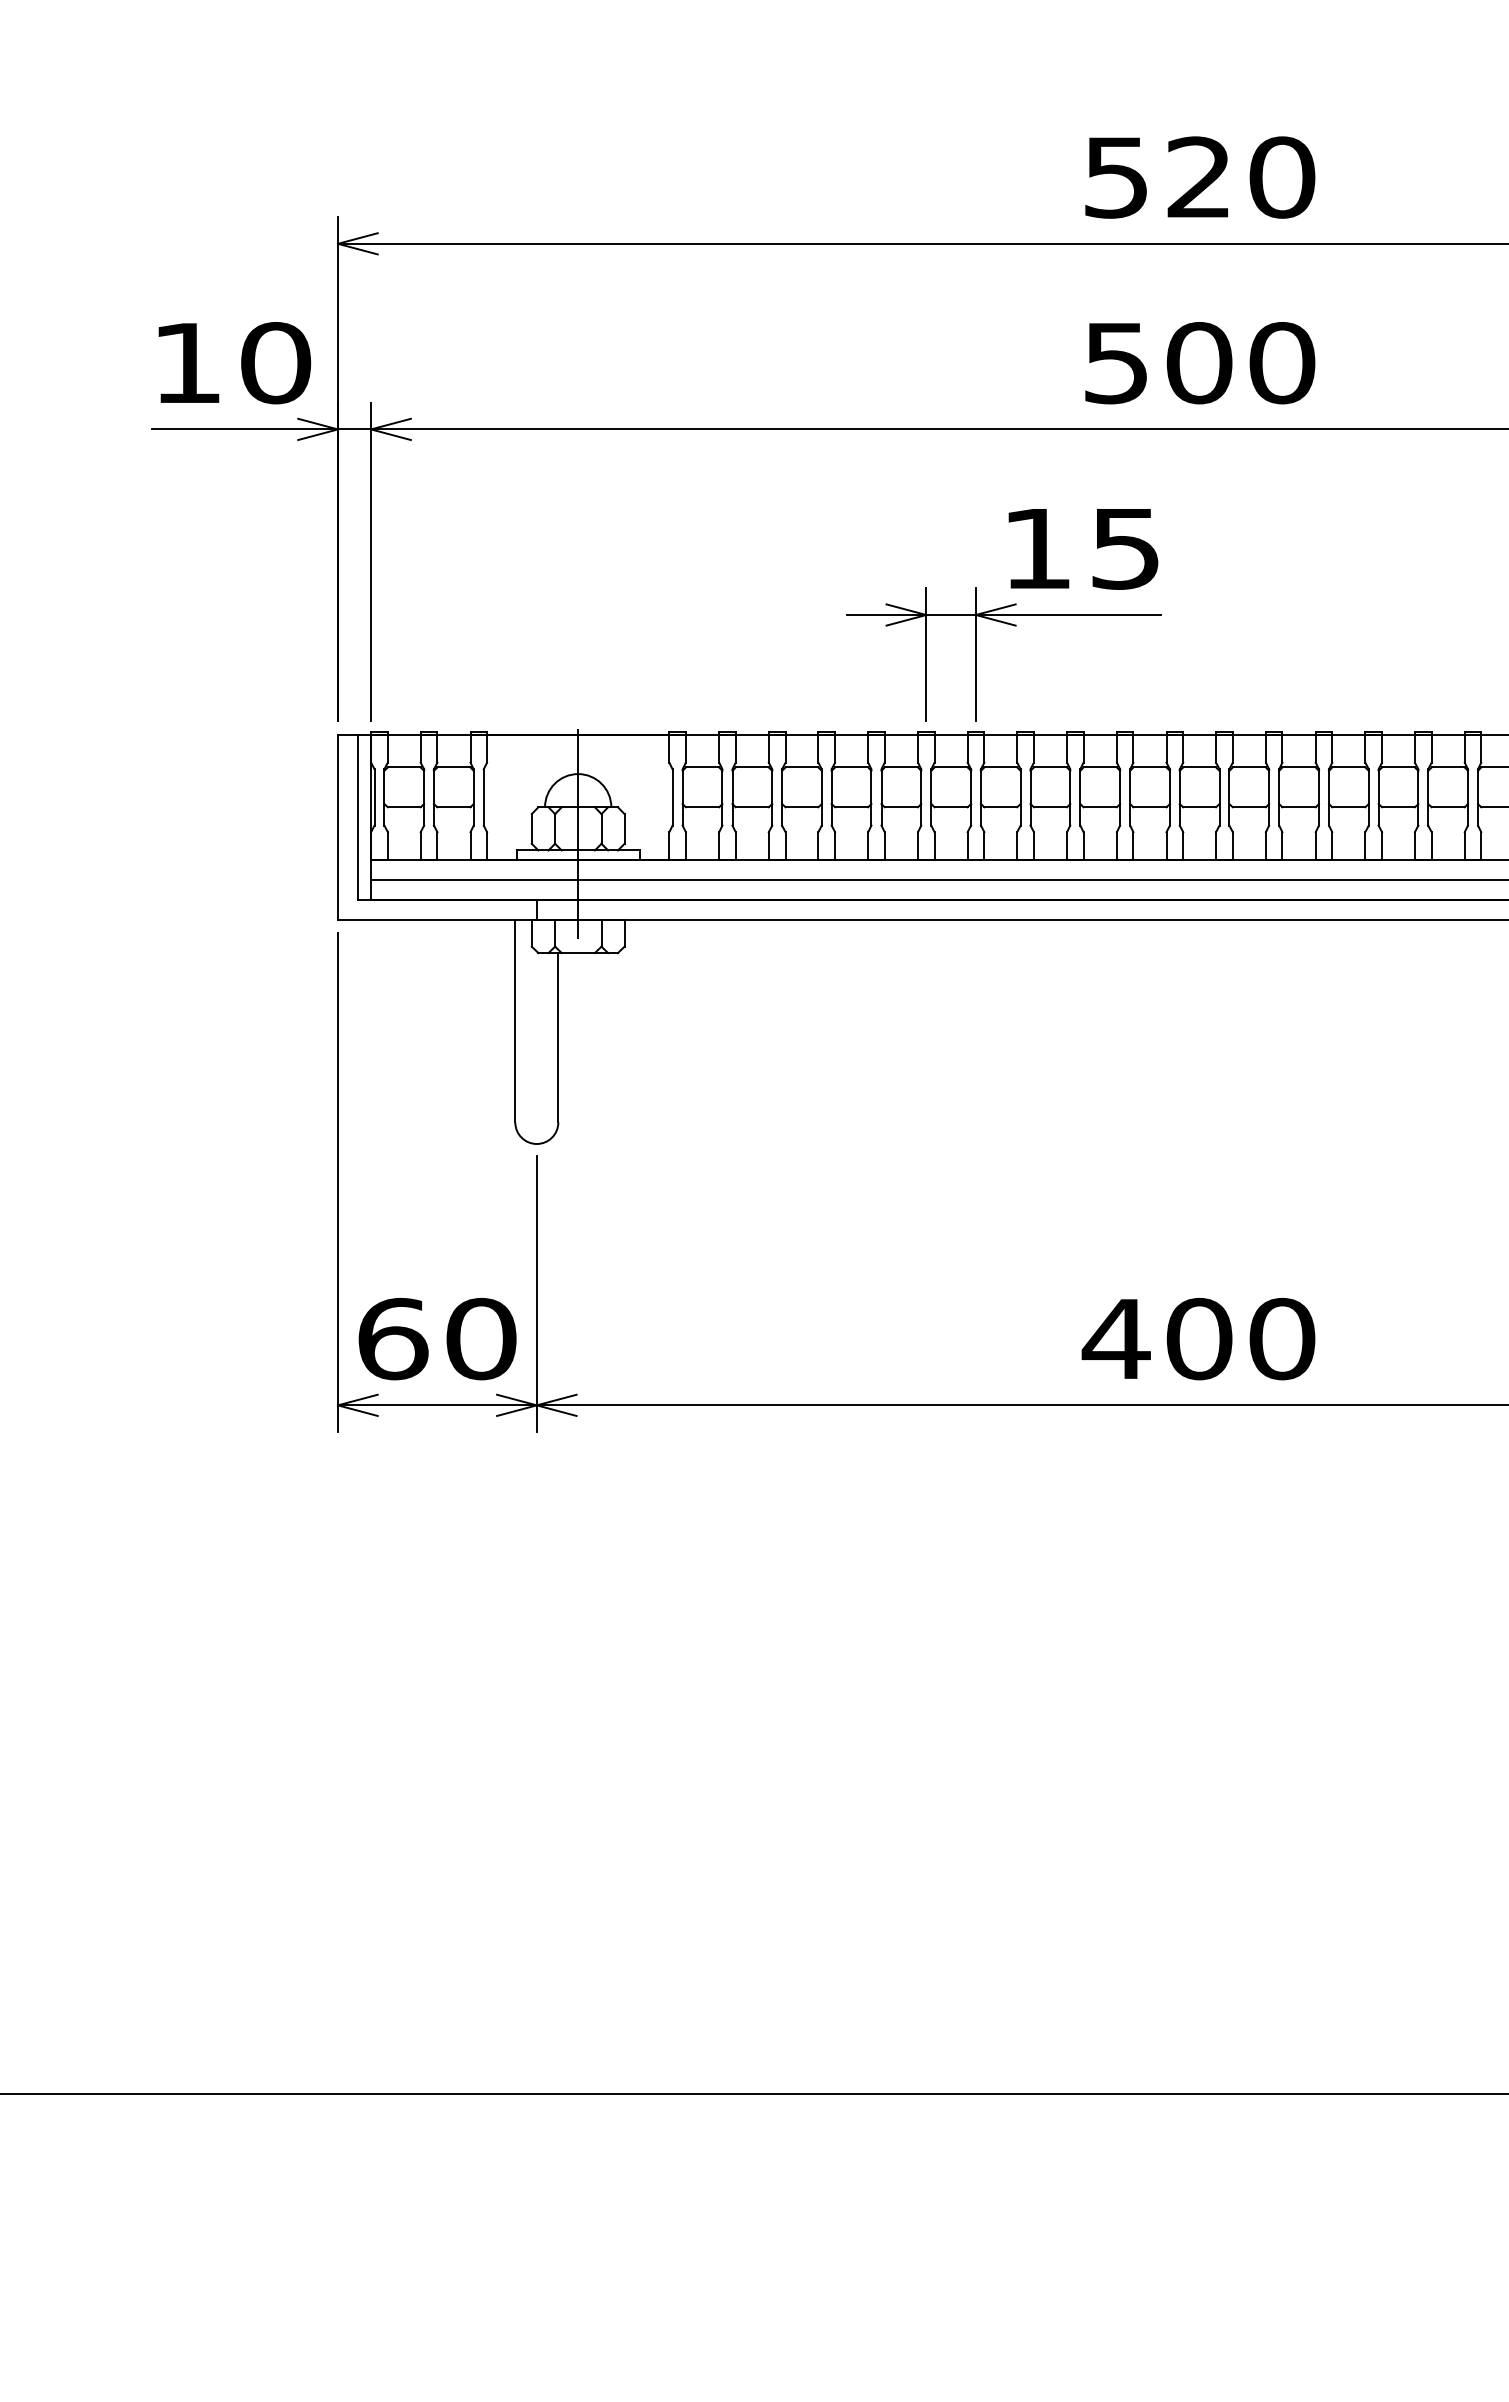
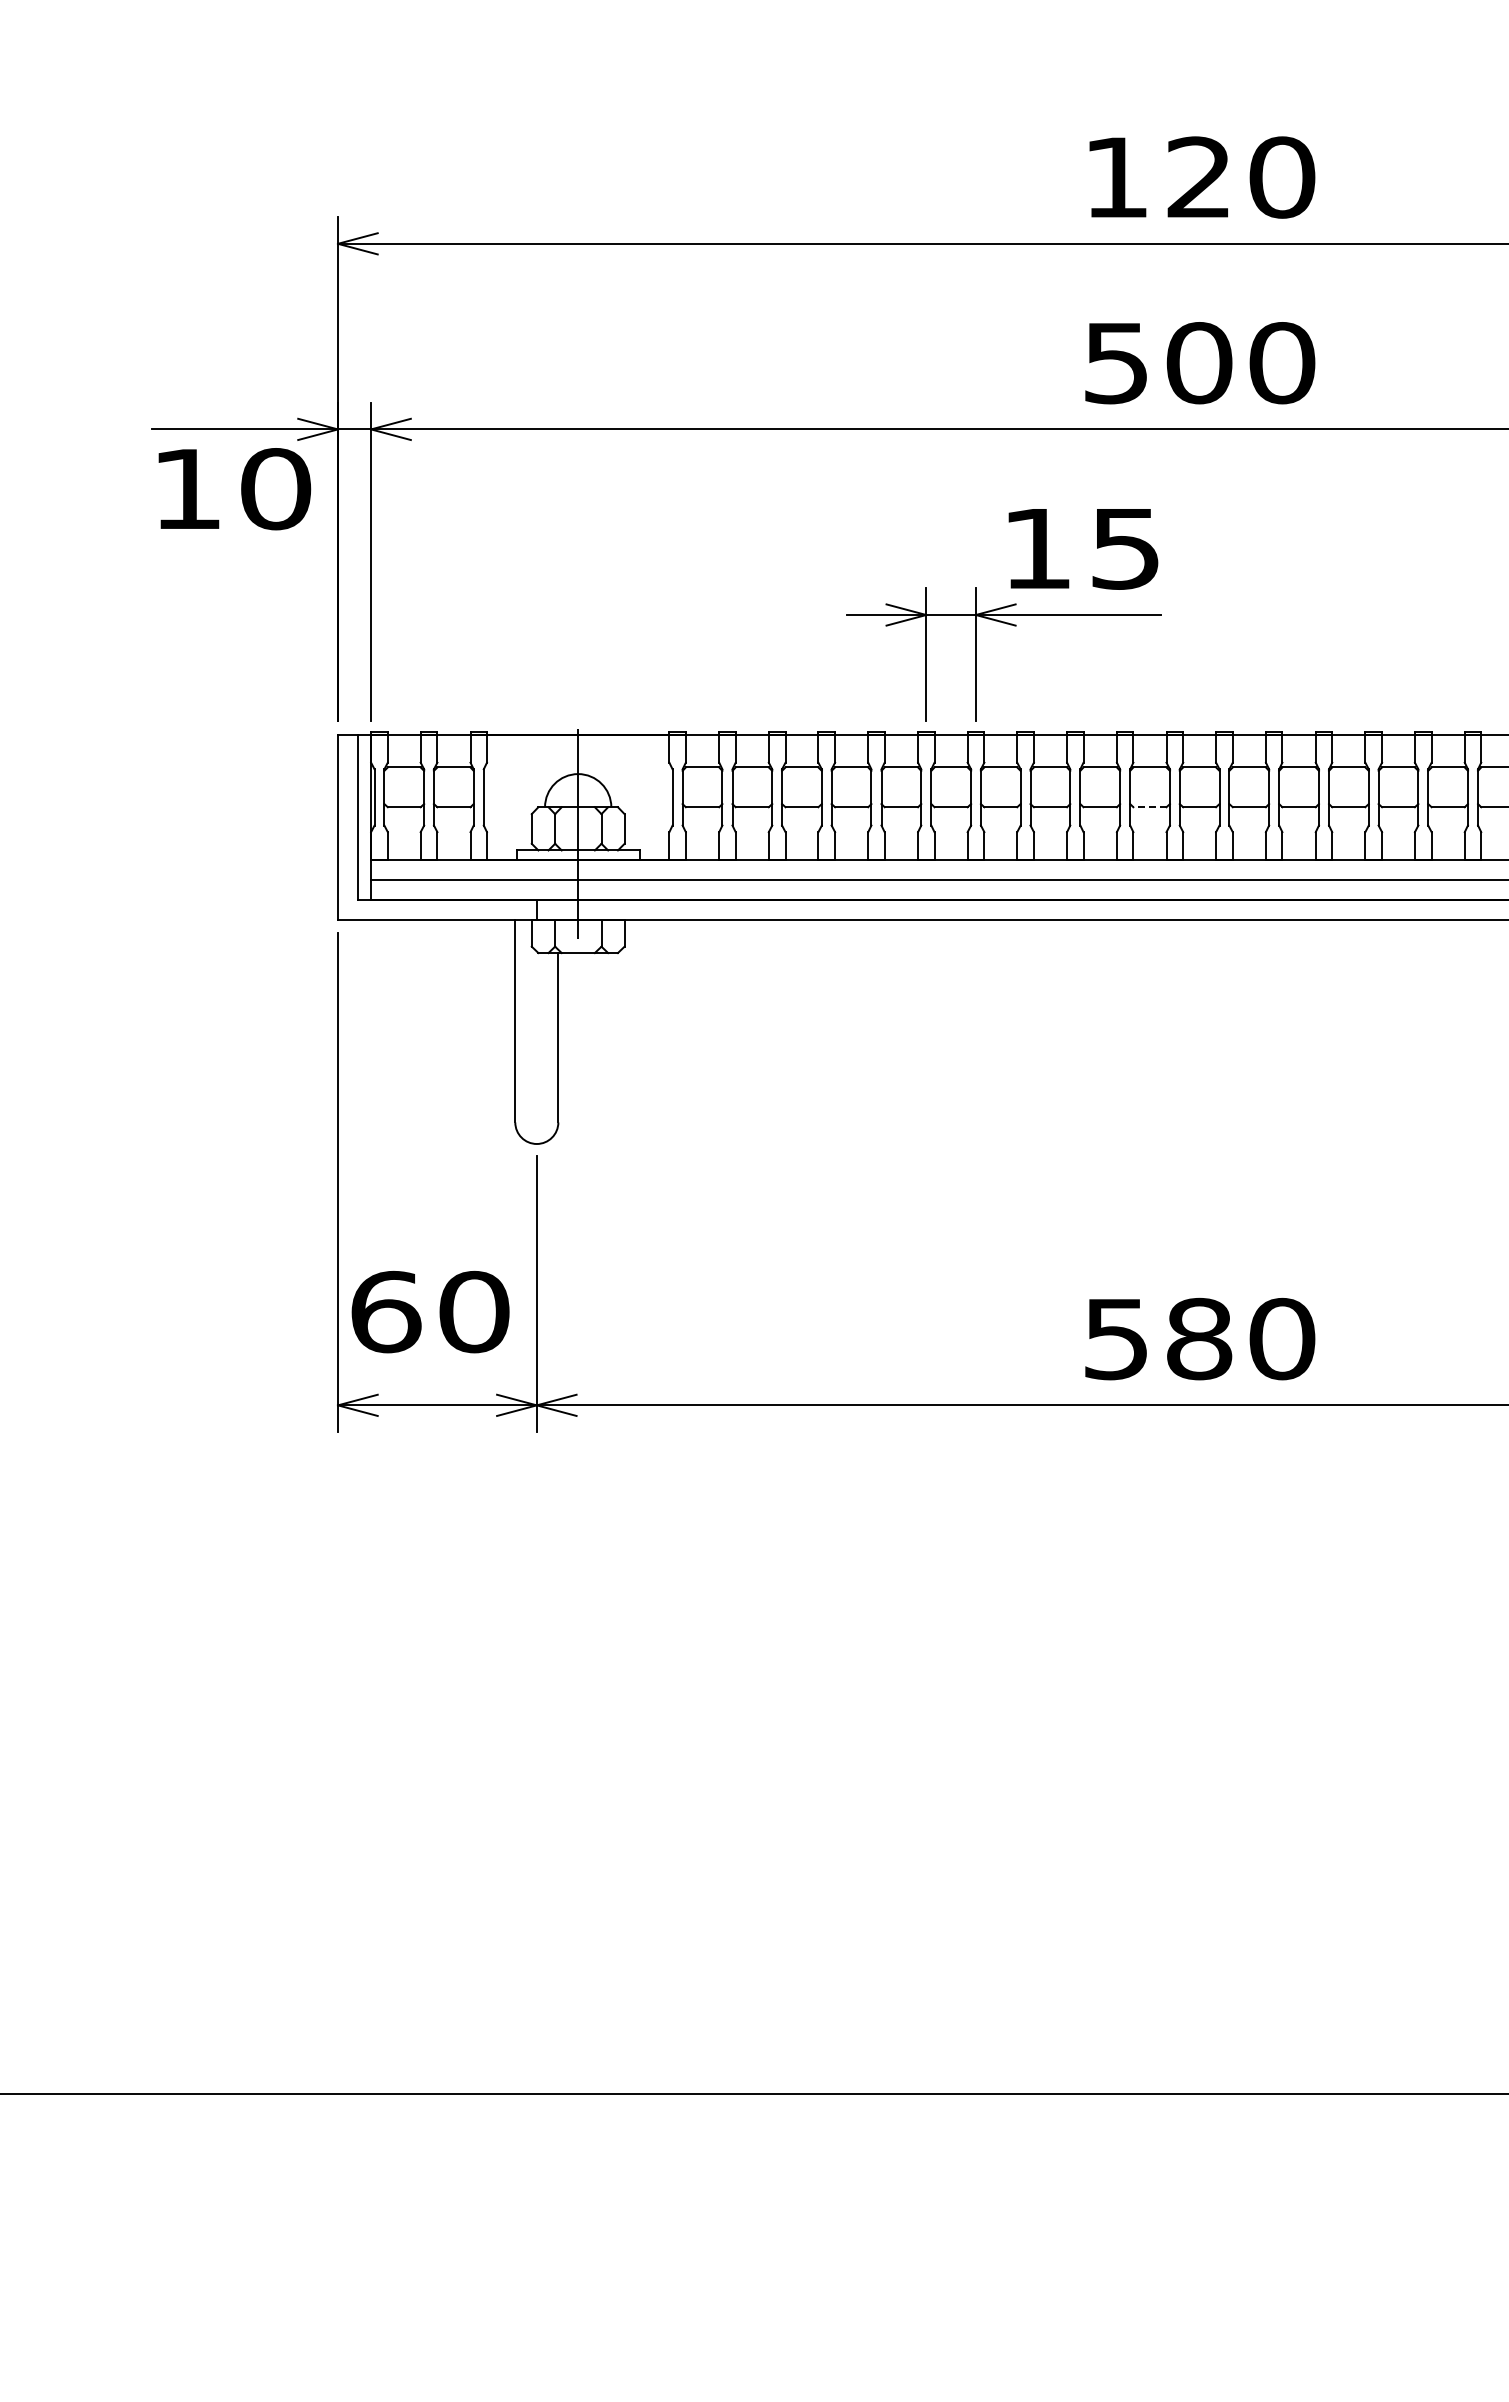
text: 520 -> 120 (1115, 177)
text position: (234, 363) -> (234, 489) (234, 489)
line: solid -> dashed (1149, 807)
text position: (437, 1339) -> (430, 1312) (430, 1312)
text: 400 -> 580 (1156, 1339)
